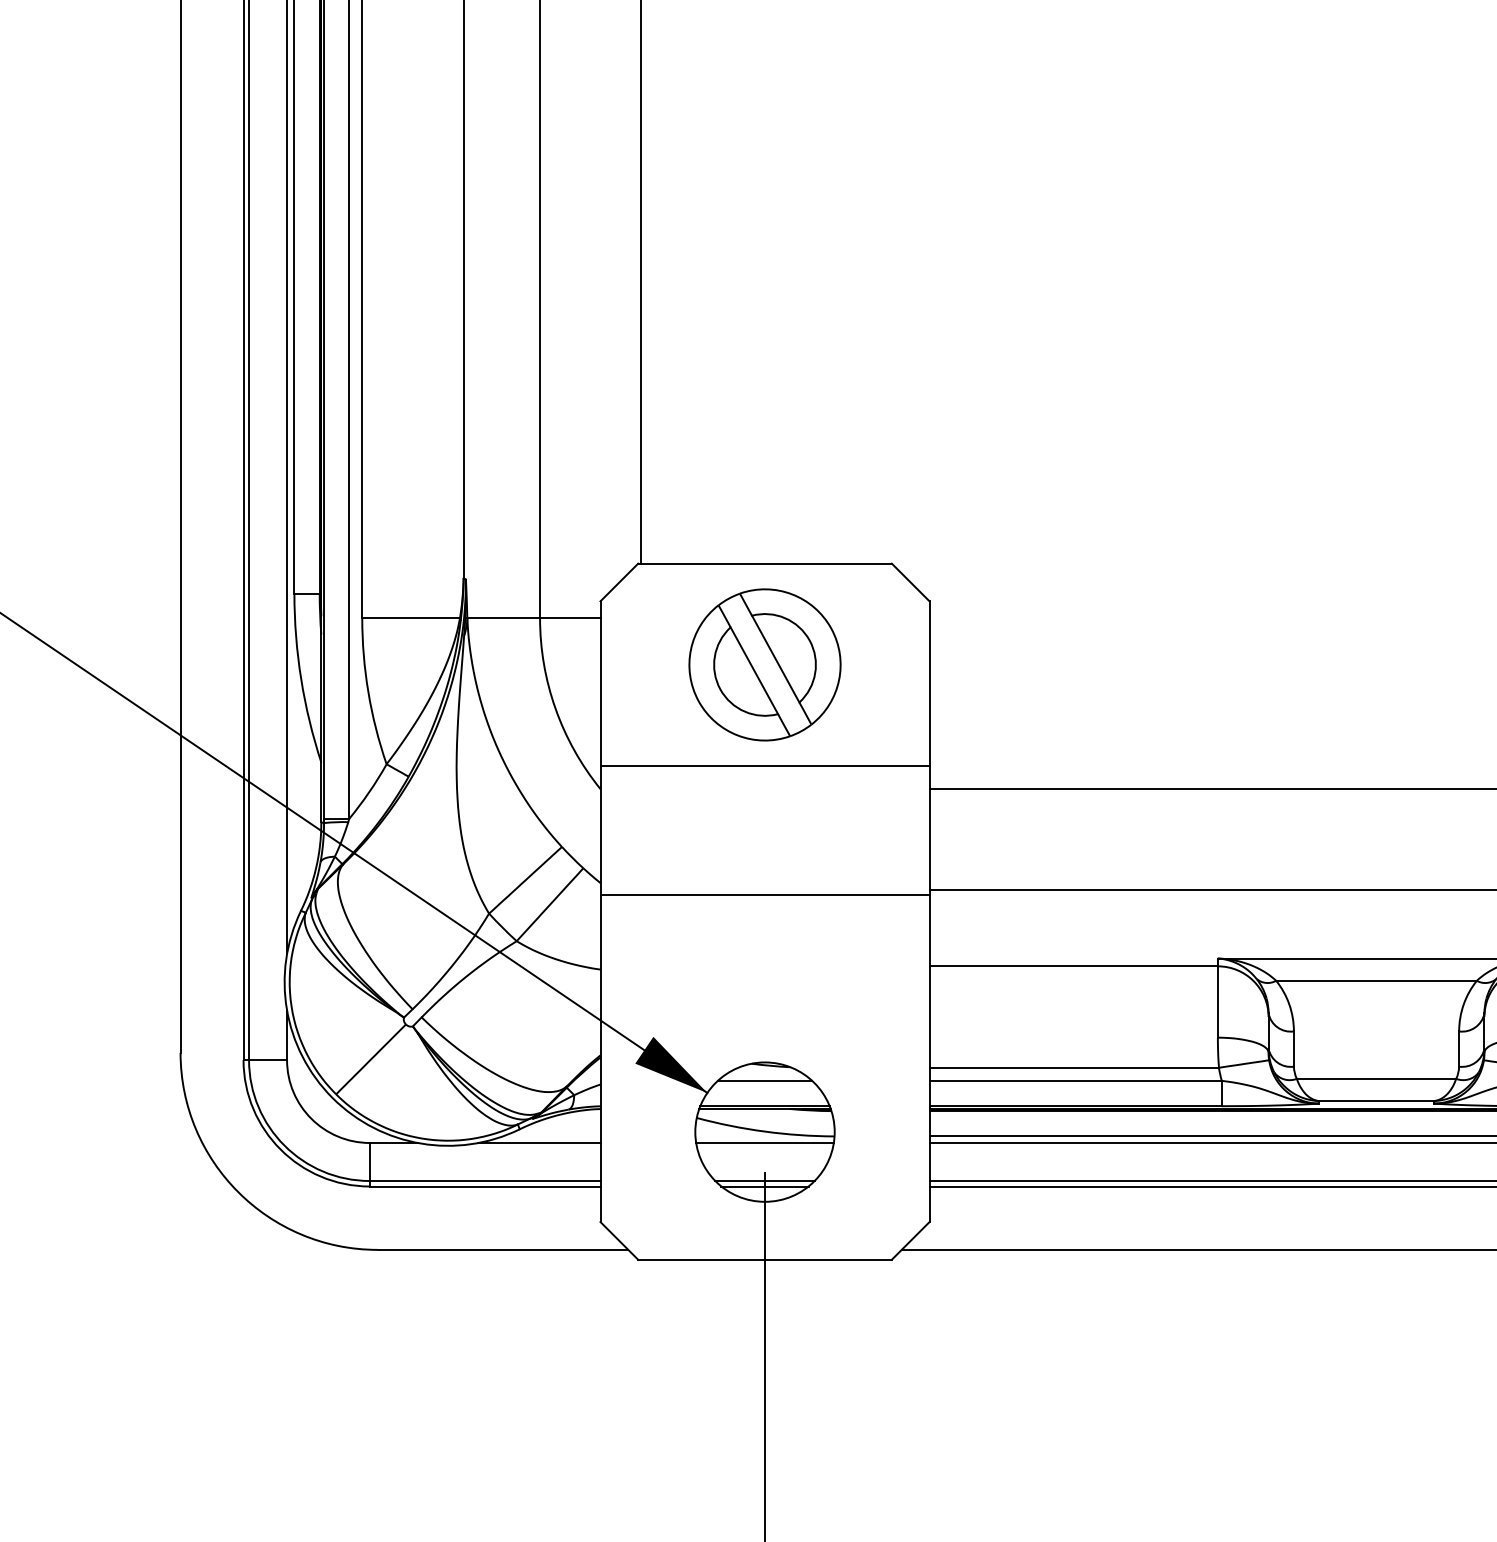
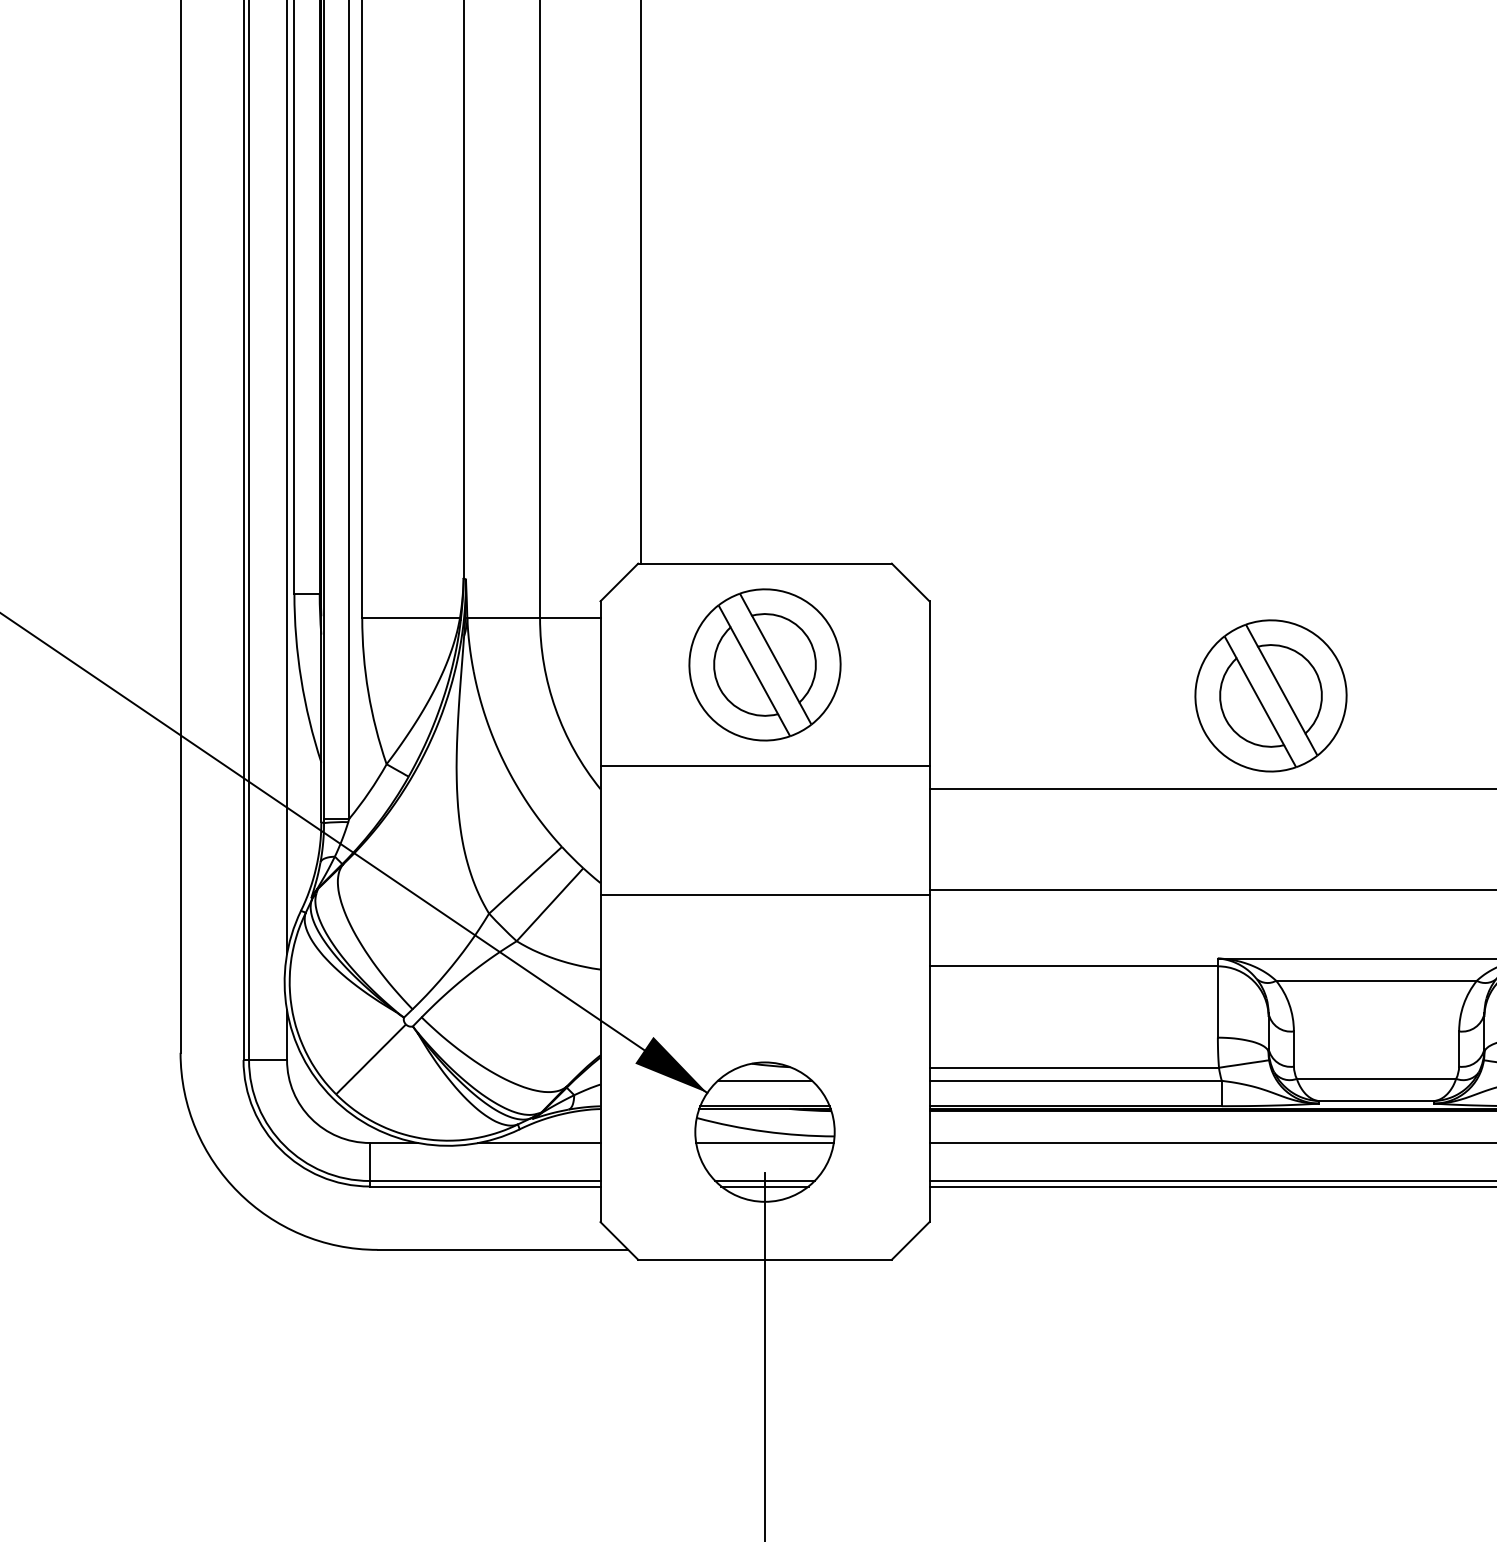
part: none -> present (1270, 695)
line: present -> none (1211, 1136)
line: present -> none (1197, 1249)
